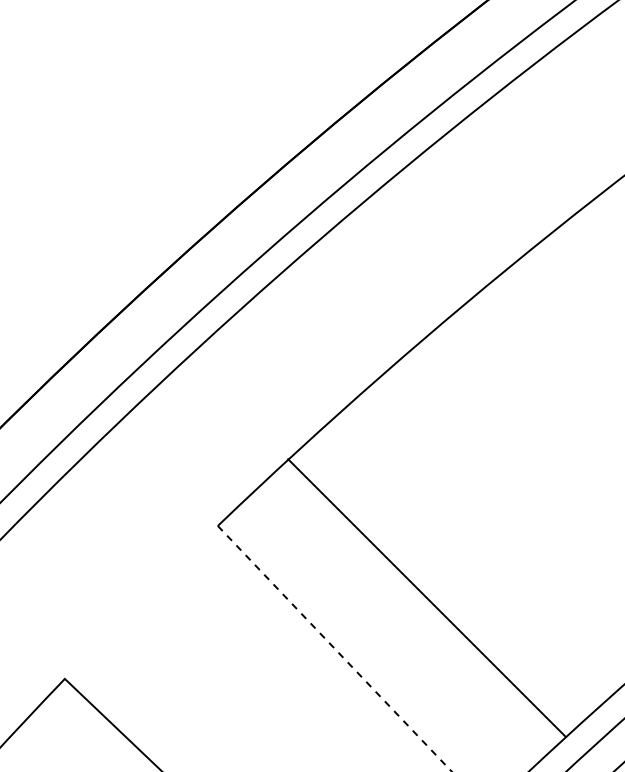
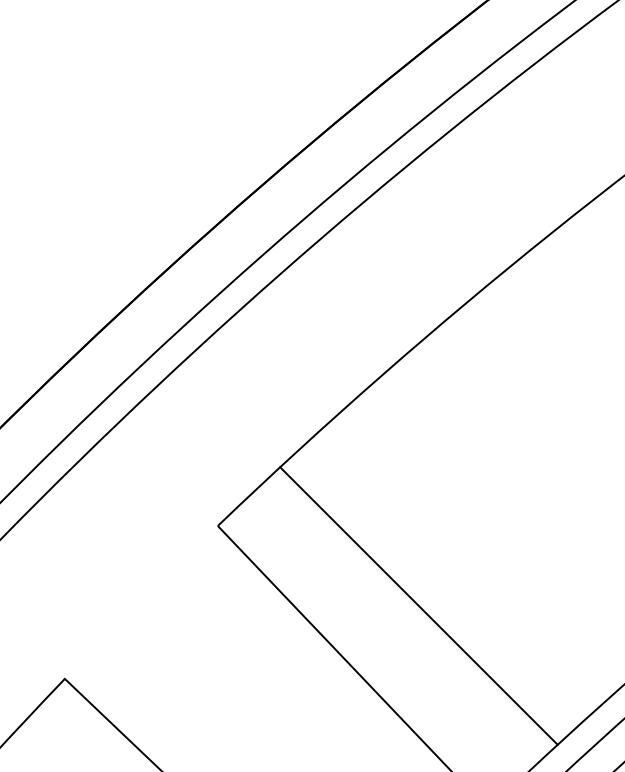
line position: (426, 597) -> (418, 605) (418, 605)
line: dashed -> solid (335, 649)
